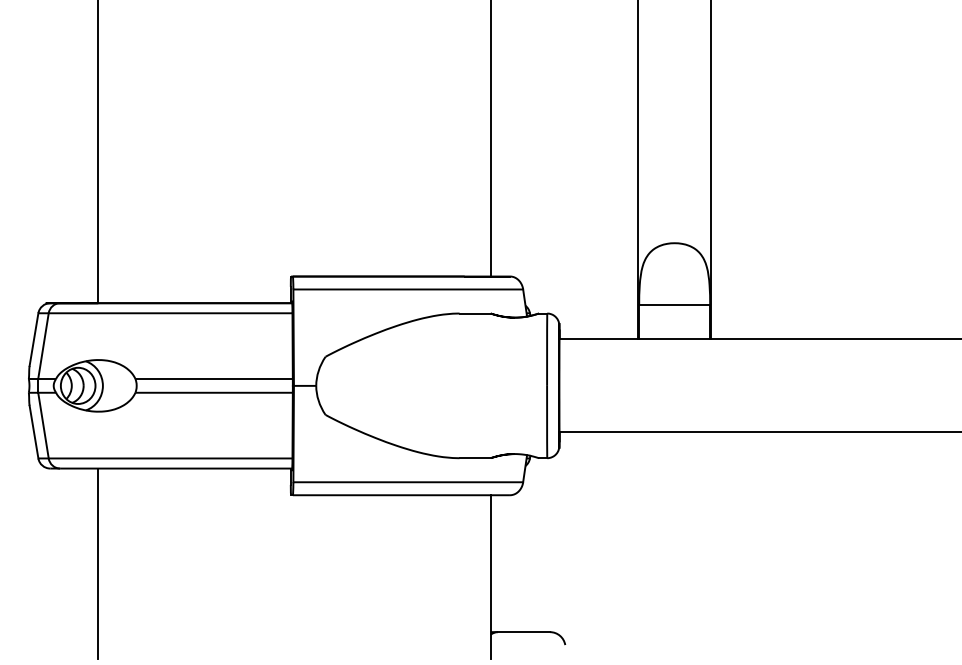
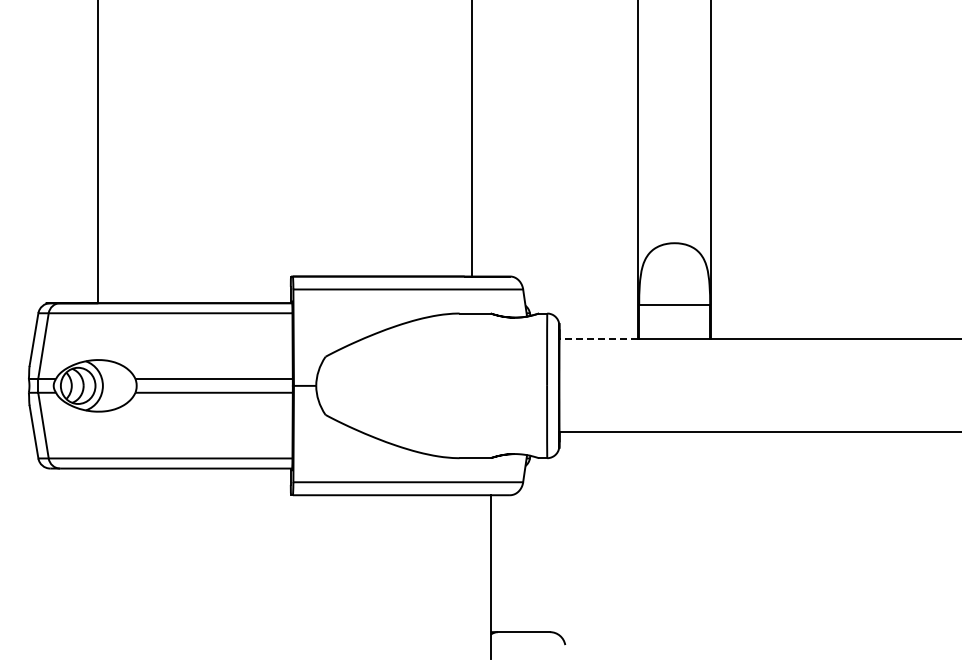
line position: (490, 139) -> (471, 139) (471, 139)
line: solid -> dashed (598, 339)
line: present -> none (98, 563)
